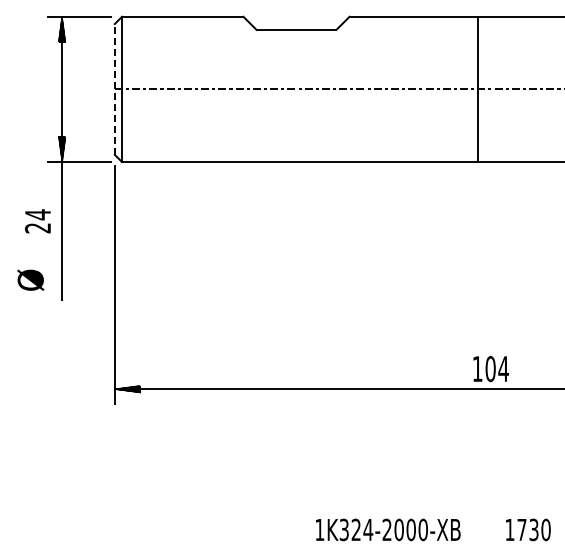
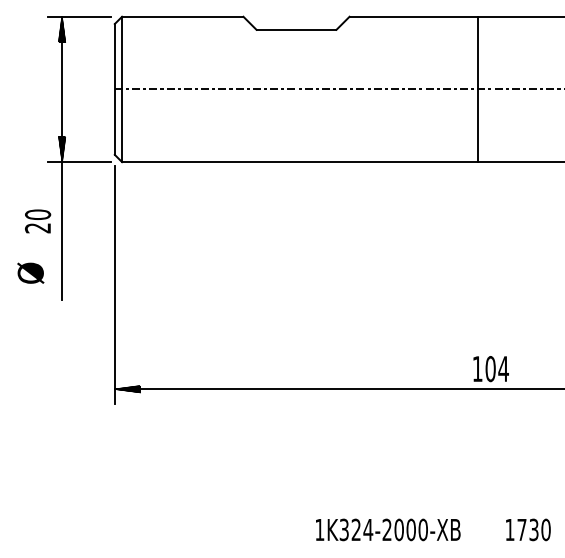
line: dashed -> solid (114, 88)
text: 24 -> 20 (38, 214)
text position: (30, 279) -> (30, 272) (30, 272)
